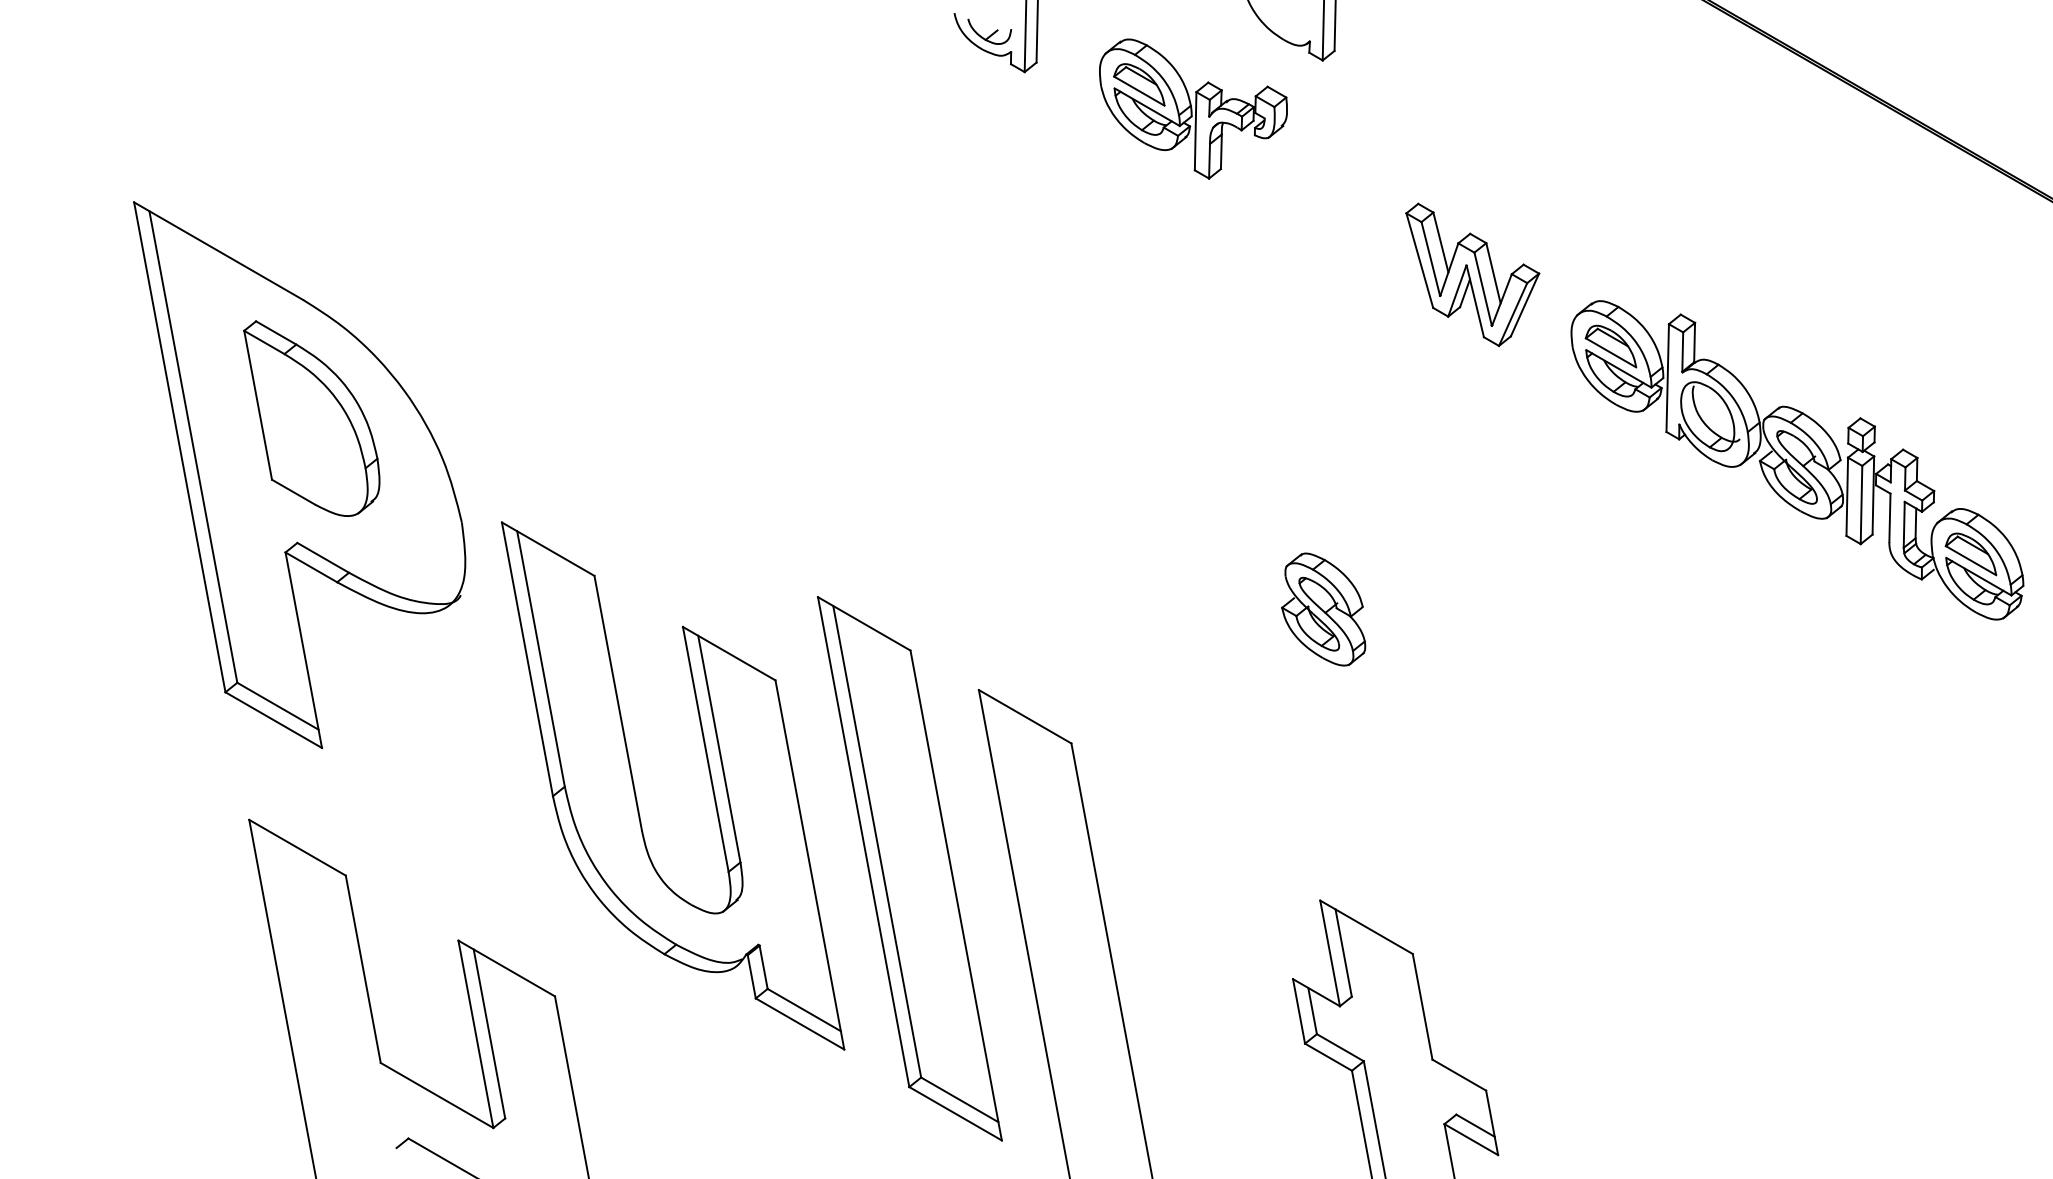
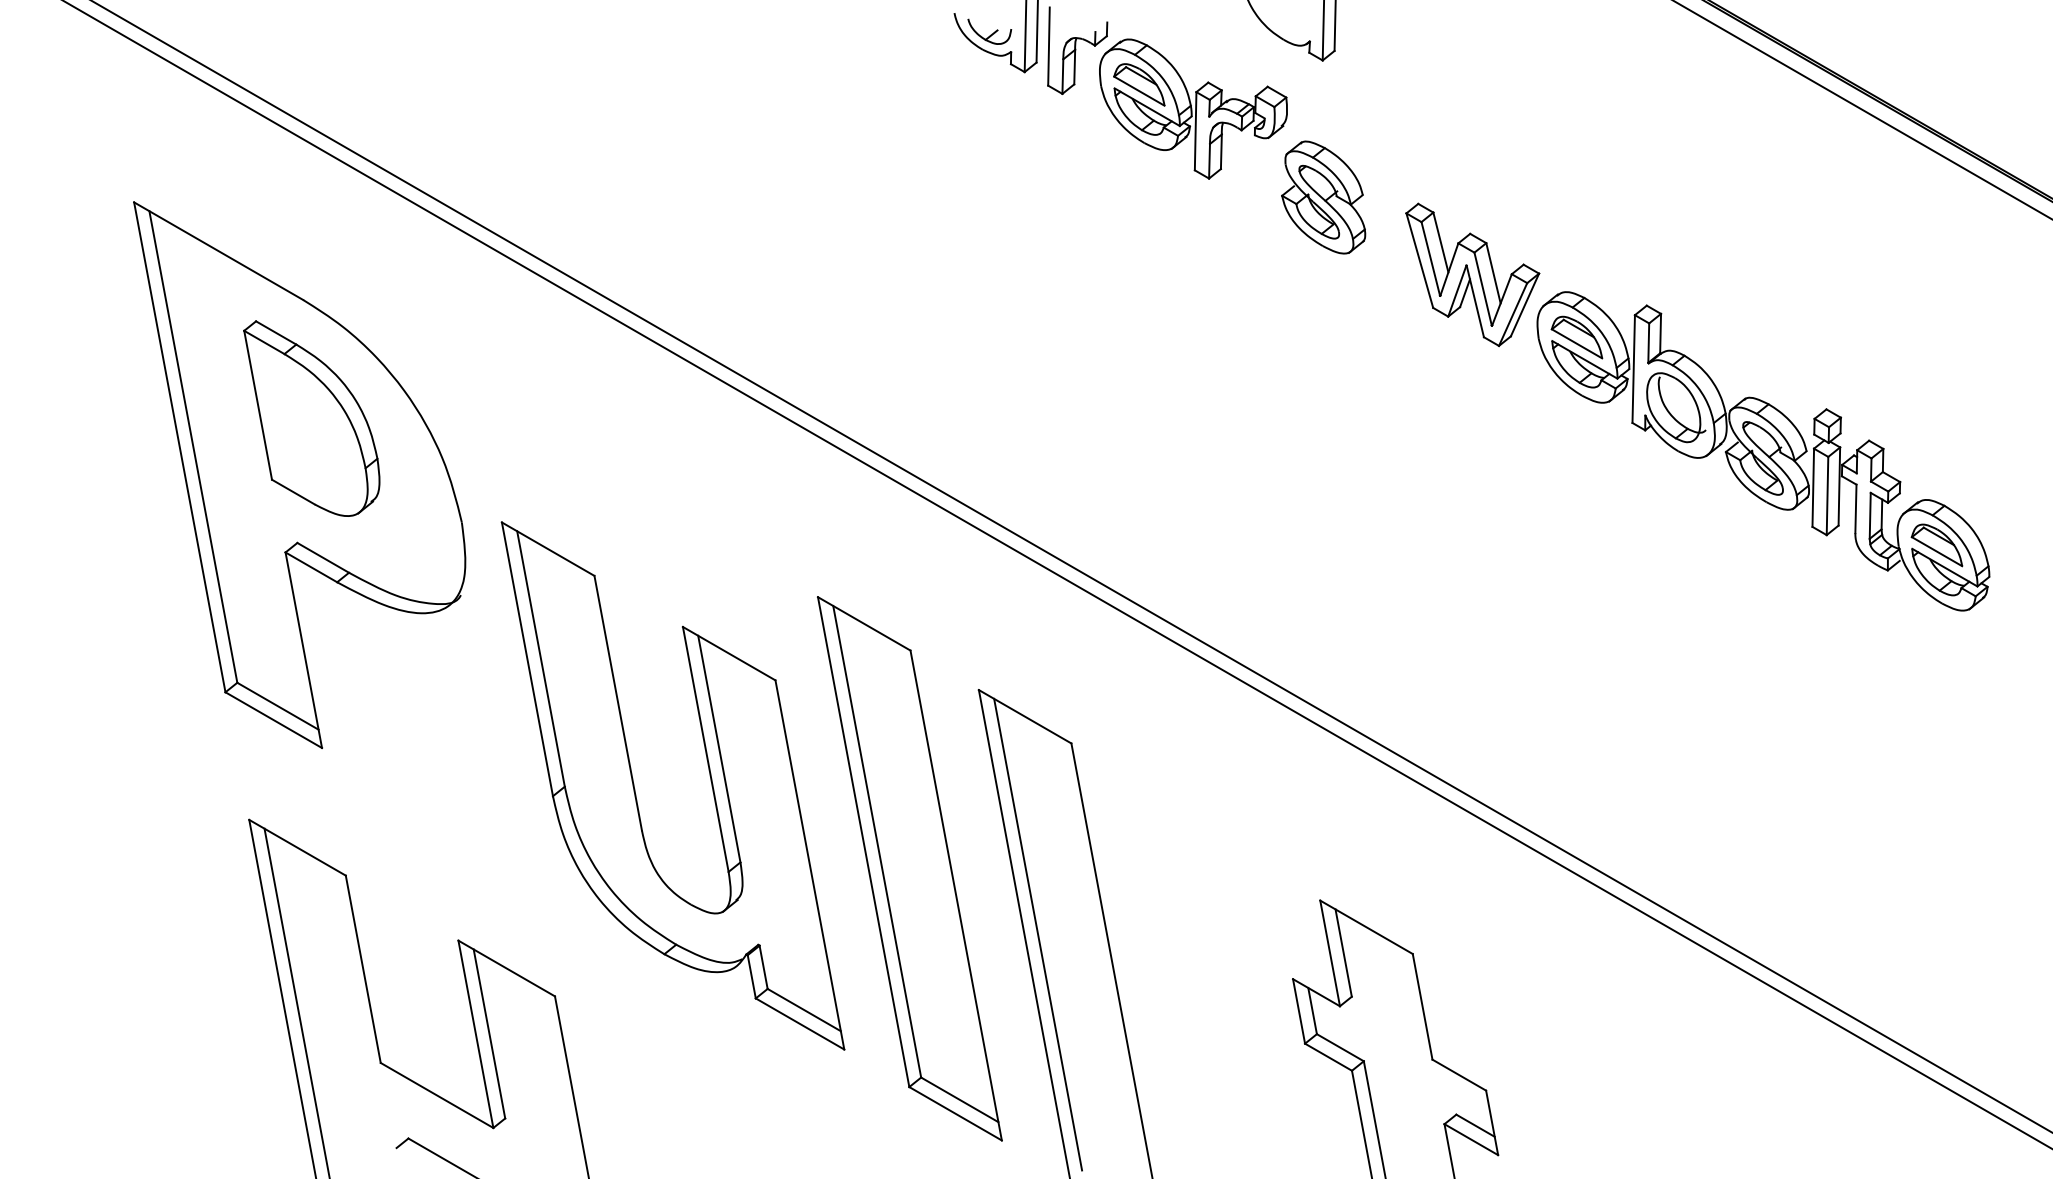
part: none -> present (1077, 50)
line: none -> present (1862, 109)
part position: (1797, 460) -> (1763, 451) (1763, 451)
line: none -> present (1071, 566)
line: none -> present (1057, 574)
part position: (1323, 609) -> (1323, 197) (1323, 197)
line: none -> present (1038, 934)
line: none -> present (296, 1001)
